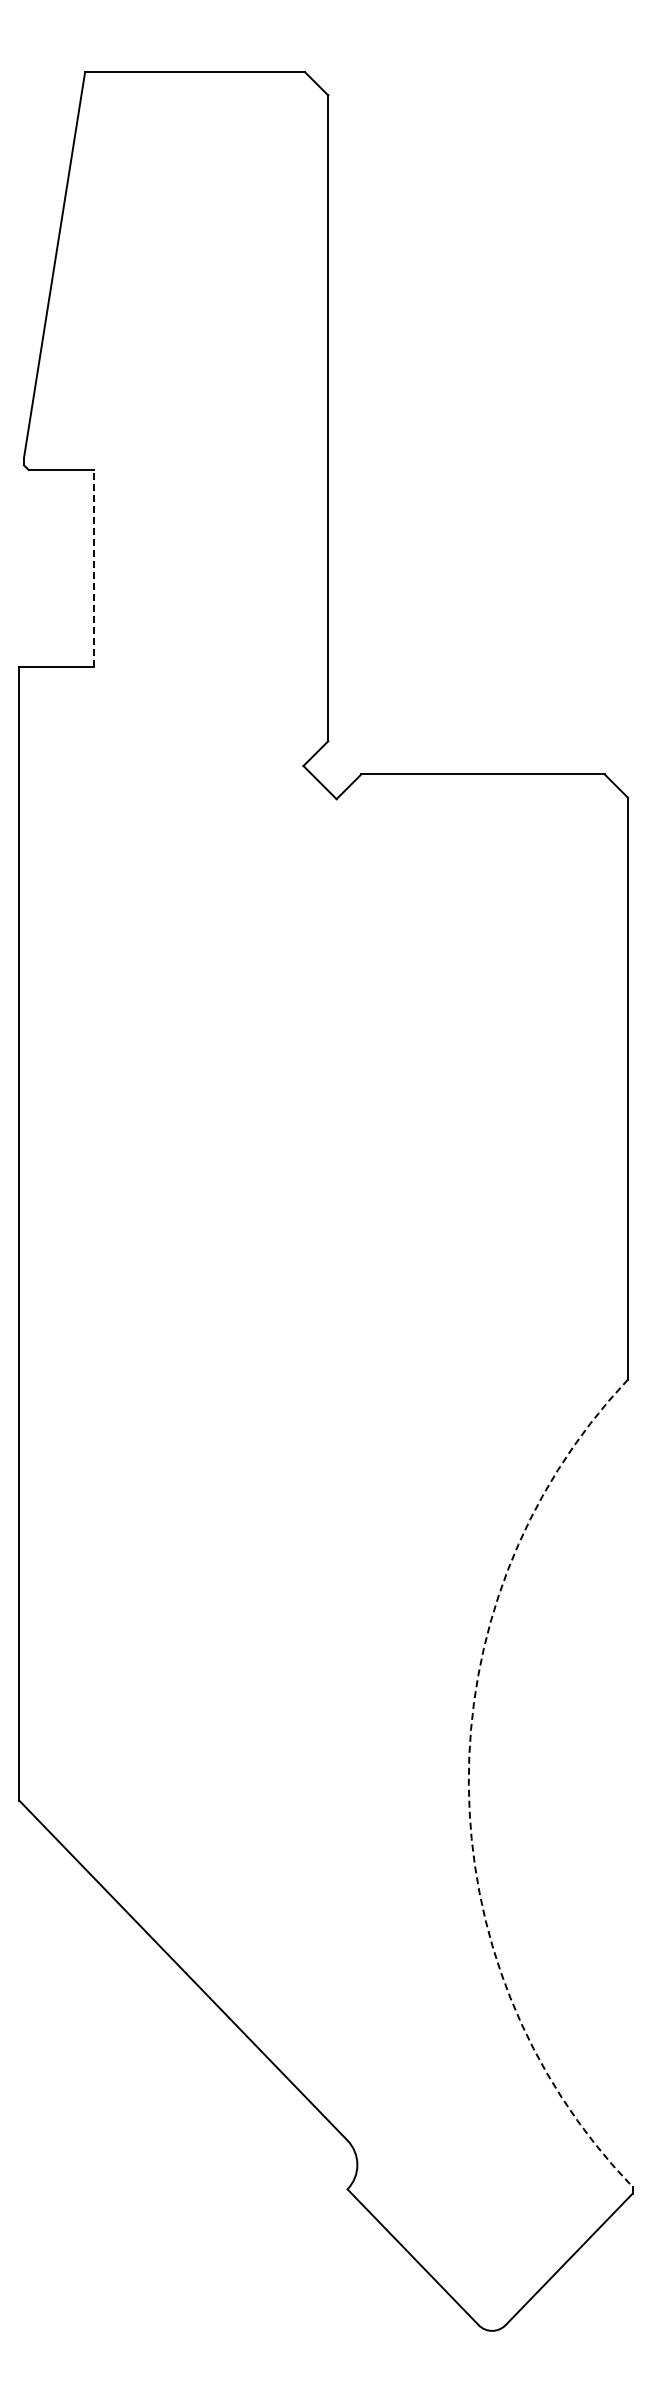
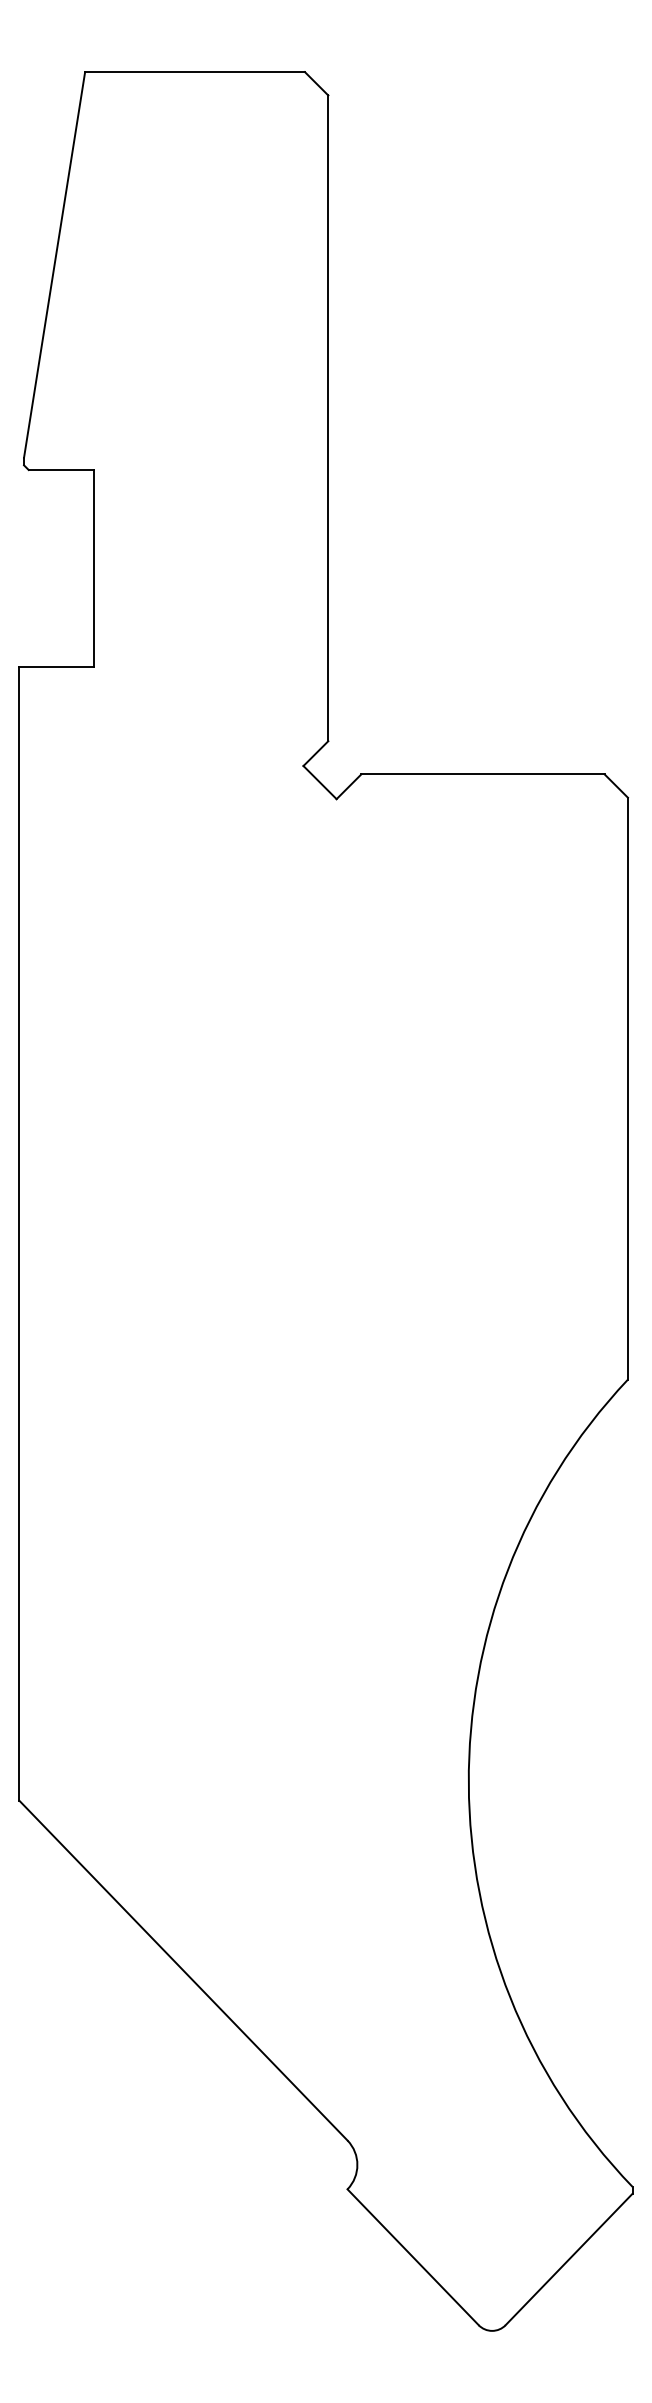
line: dashed -> solid (94, 567)
arc: dashed -> solid (468, 1784)
